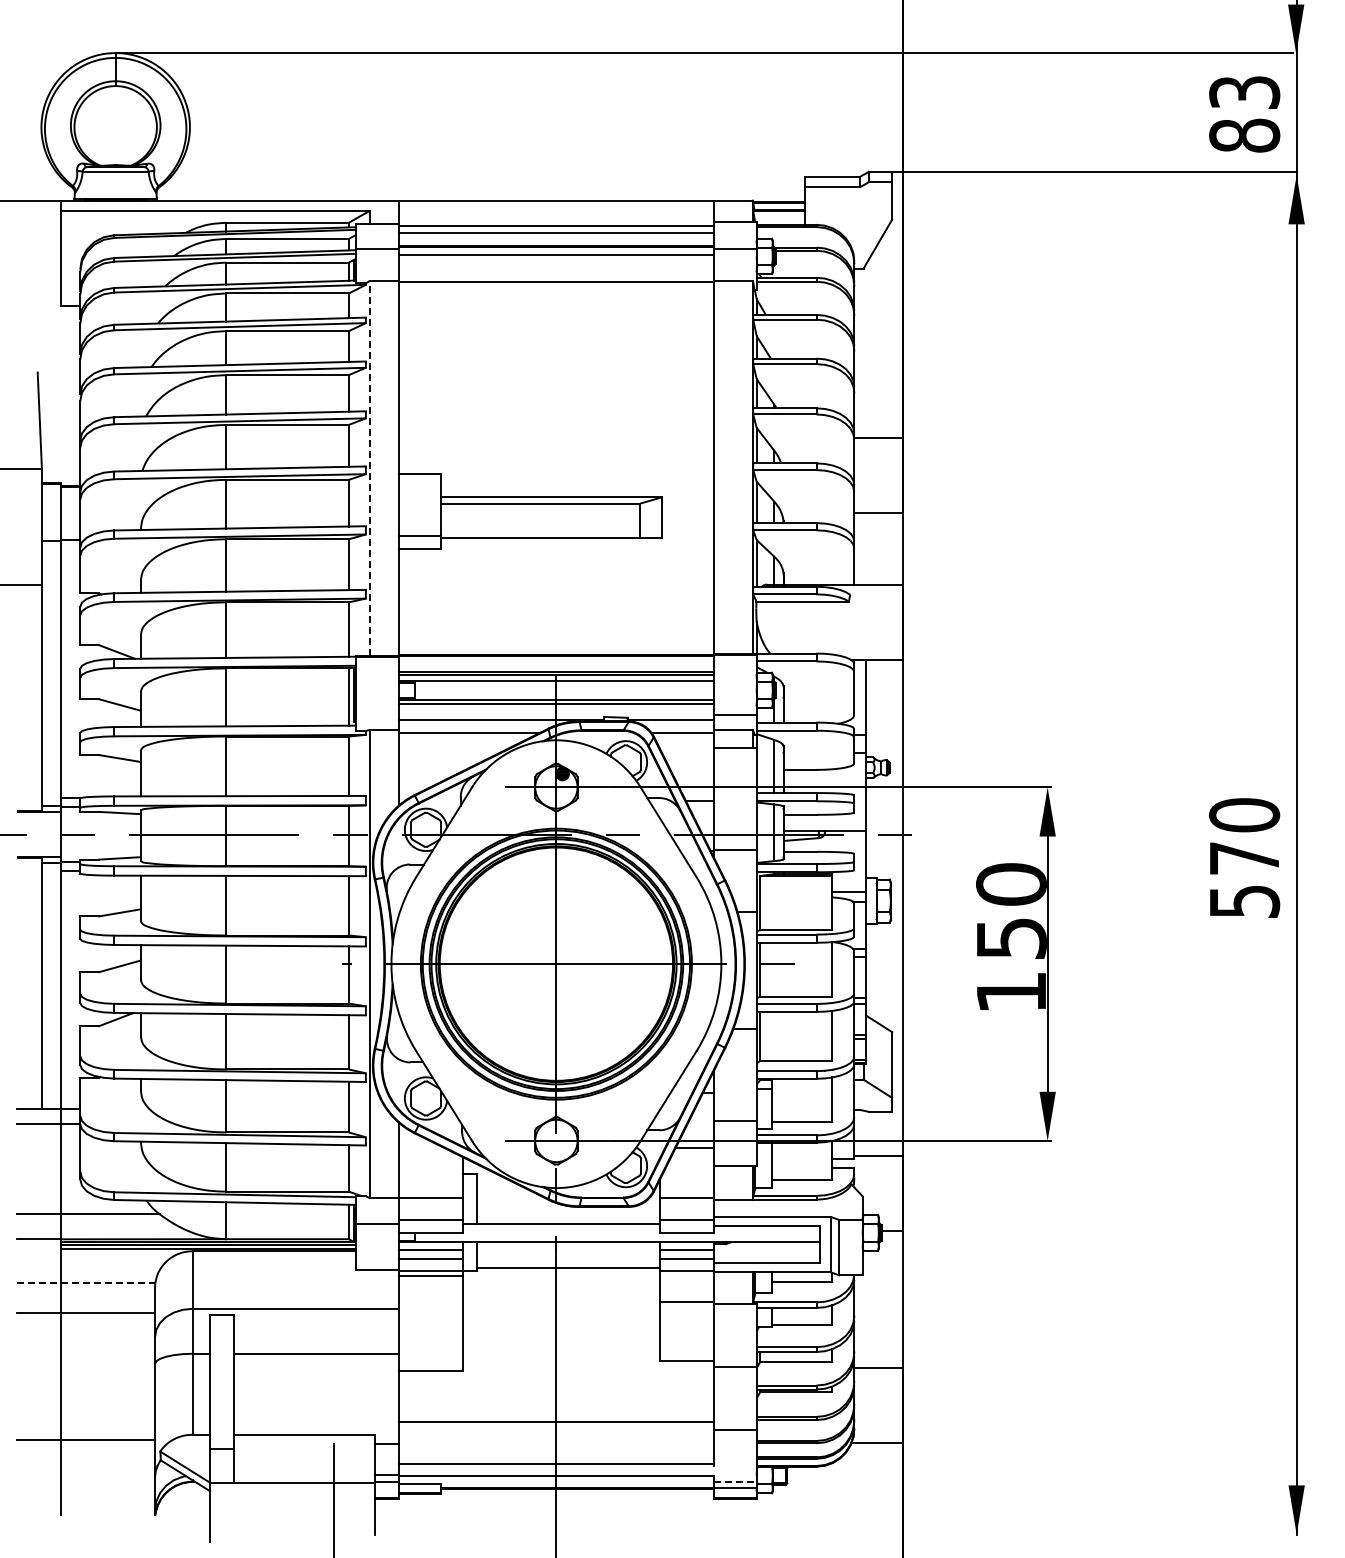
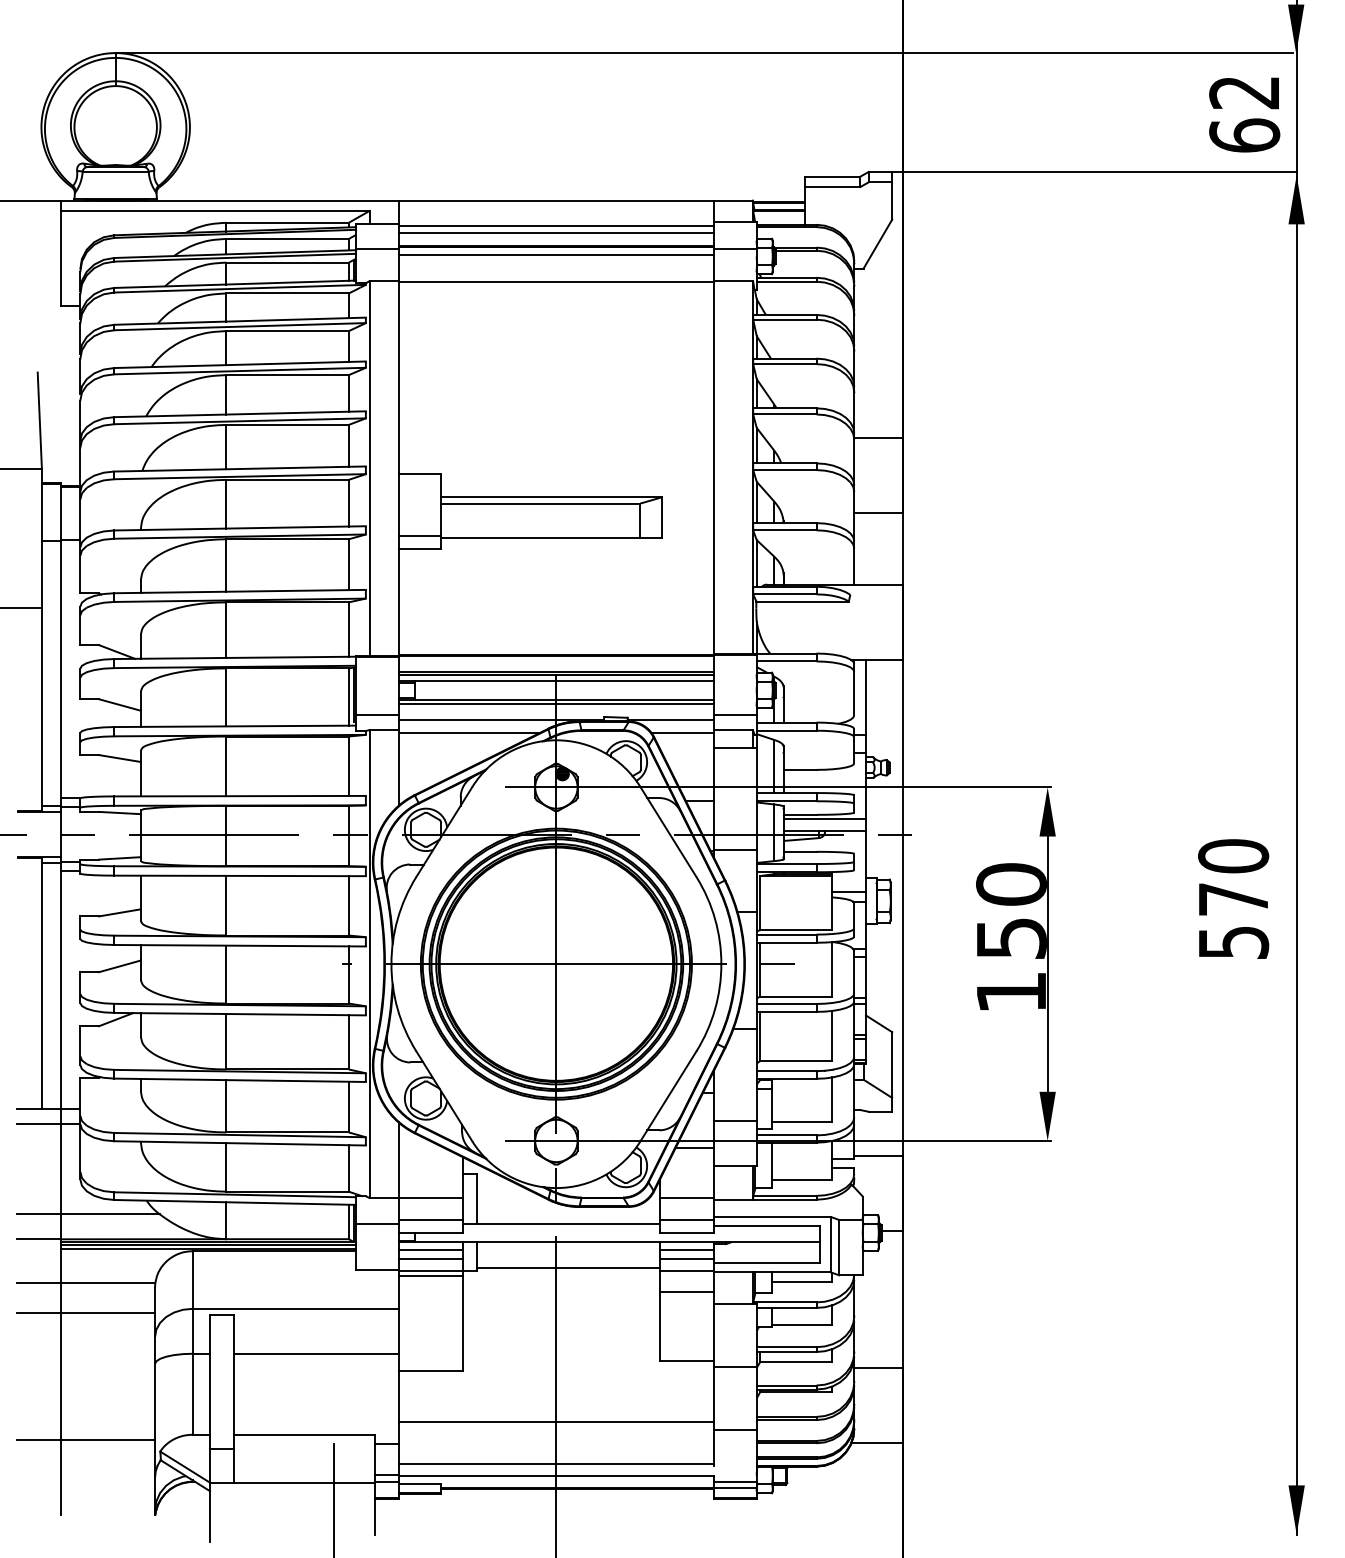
text: 83 -> 62 (1244, 114)
line: dashed -> solid (370, 468)
line position: (21, 585) -> (21, 608) (21, 608)
line: none -> present (377, 714)
line: none -> present (824, 818)
text position: (1244, 857) -> (1233, 898) (1233, 898)
line: dashed -> solid (86, 1283)
line position: (686, 1301) -> (686, 1291) (686, 1291)
line: dashed -> solid (736, 1482)
